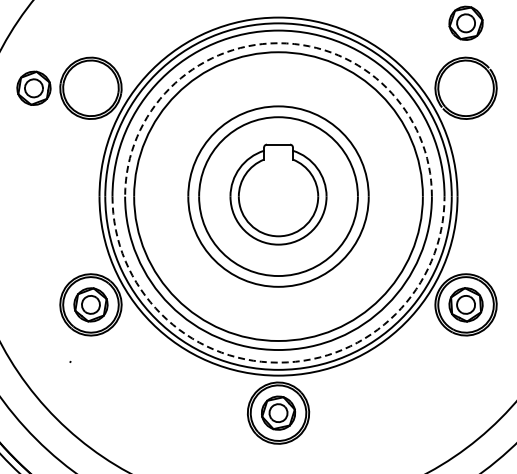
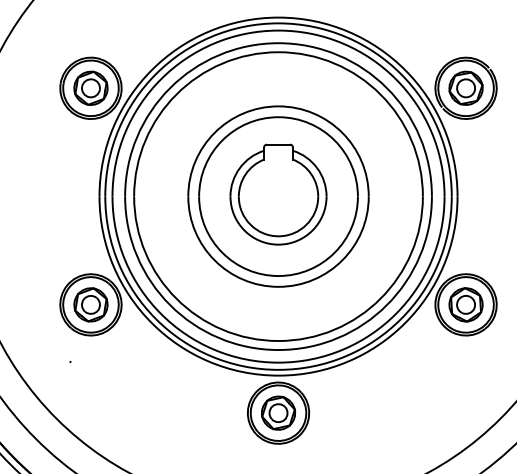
part position: (465, 22) -> (465, 87) (465, 87)
arc: dashed -> solid (278, 43)
part position: (33, 87) -> (90, 87) (90, 87)
arc: dashed -> solid (278, 362)
